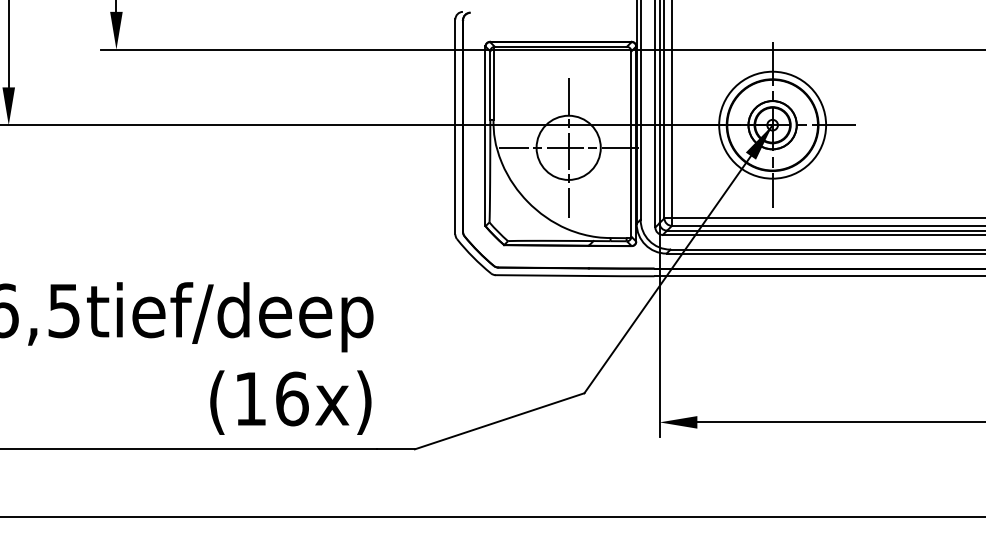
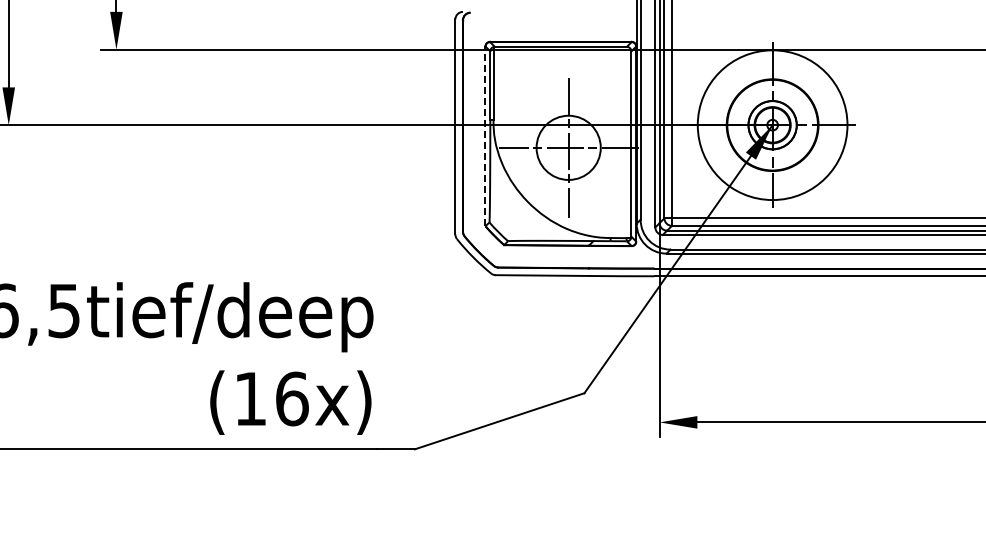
circle diameter: 107 px -> 150 px (772, 125)
line: solid -> dashed (485, 136)
line: present -> none (492, 516)
